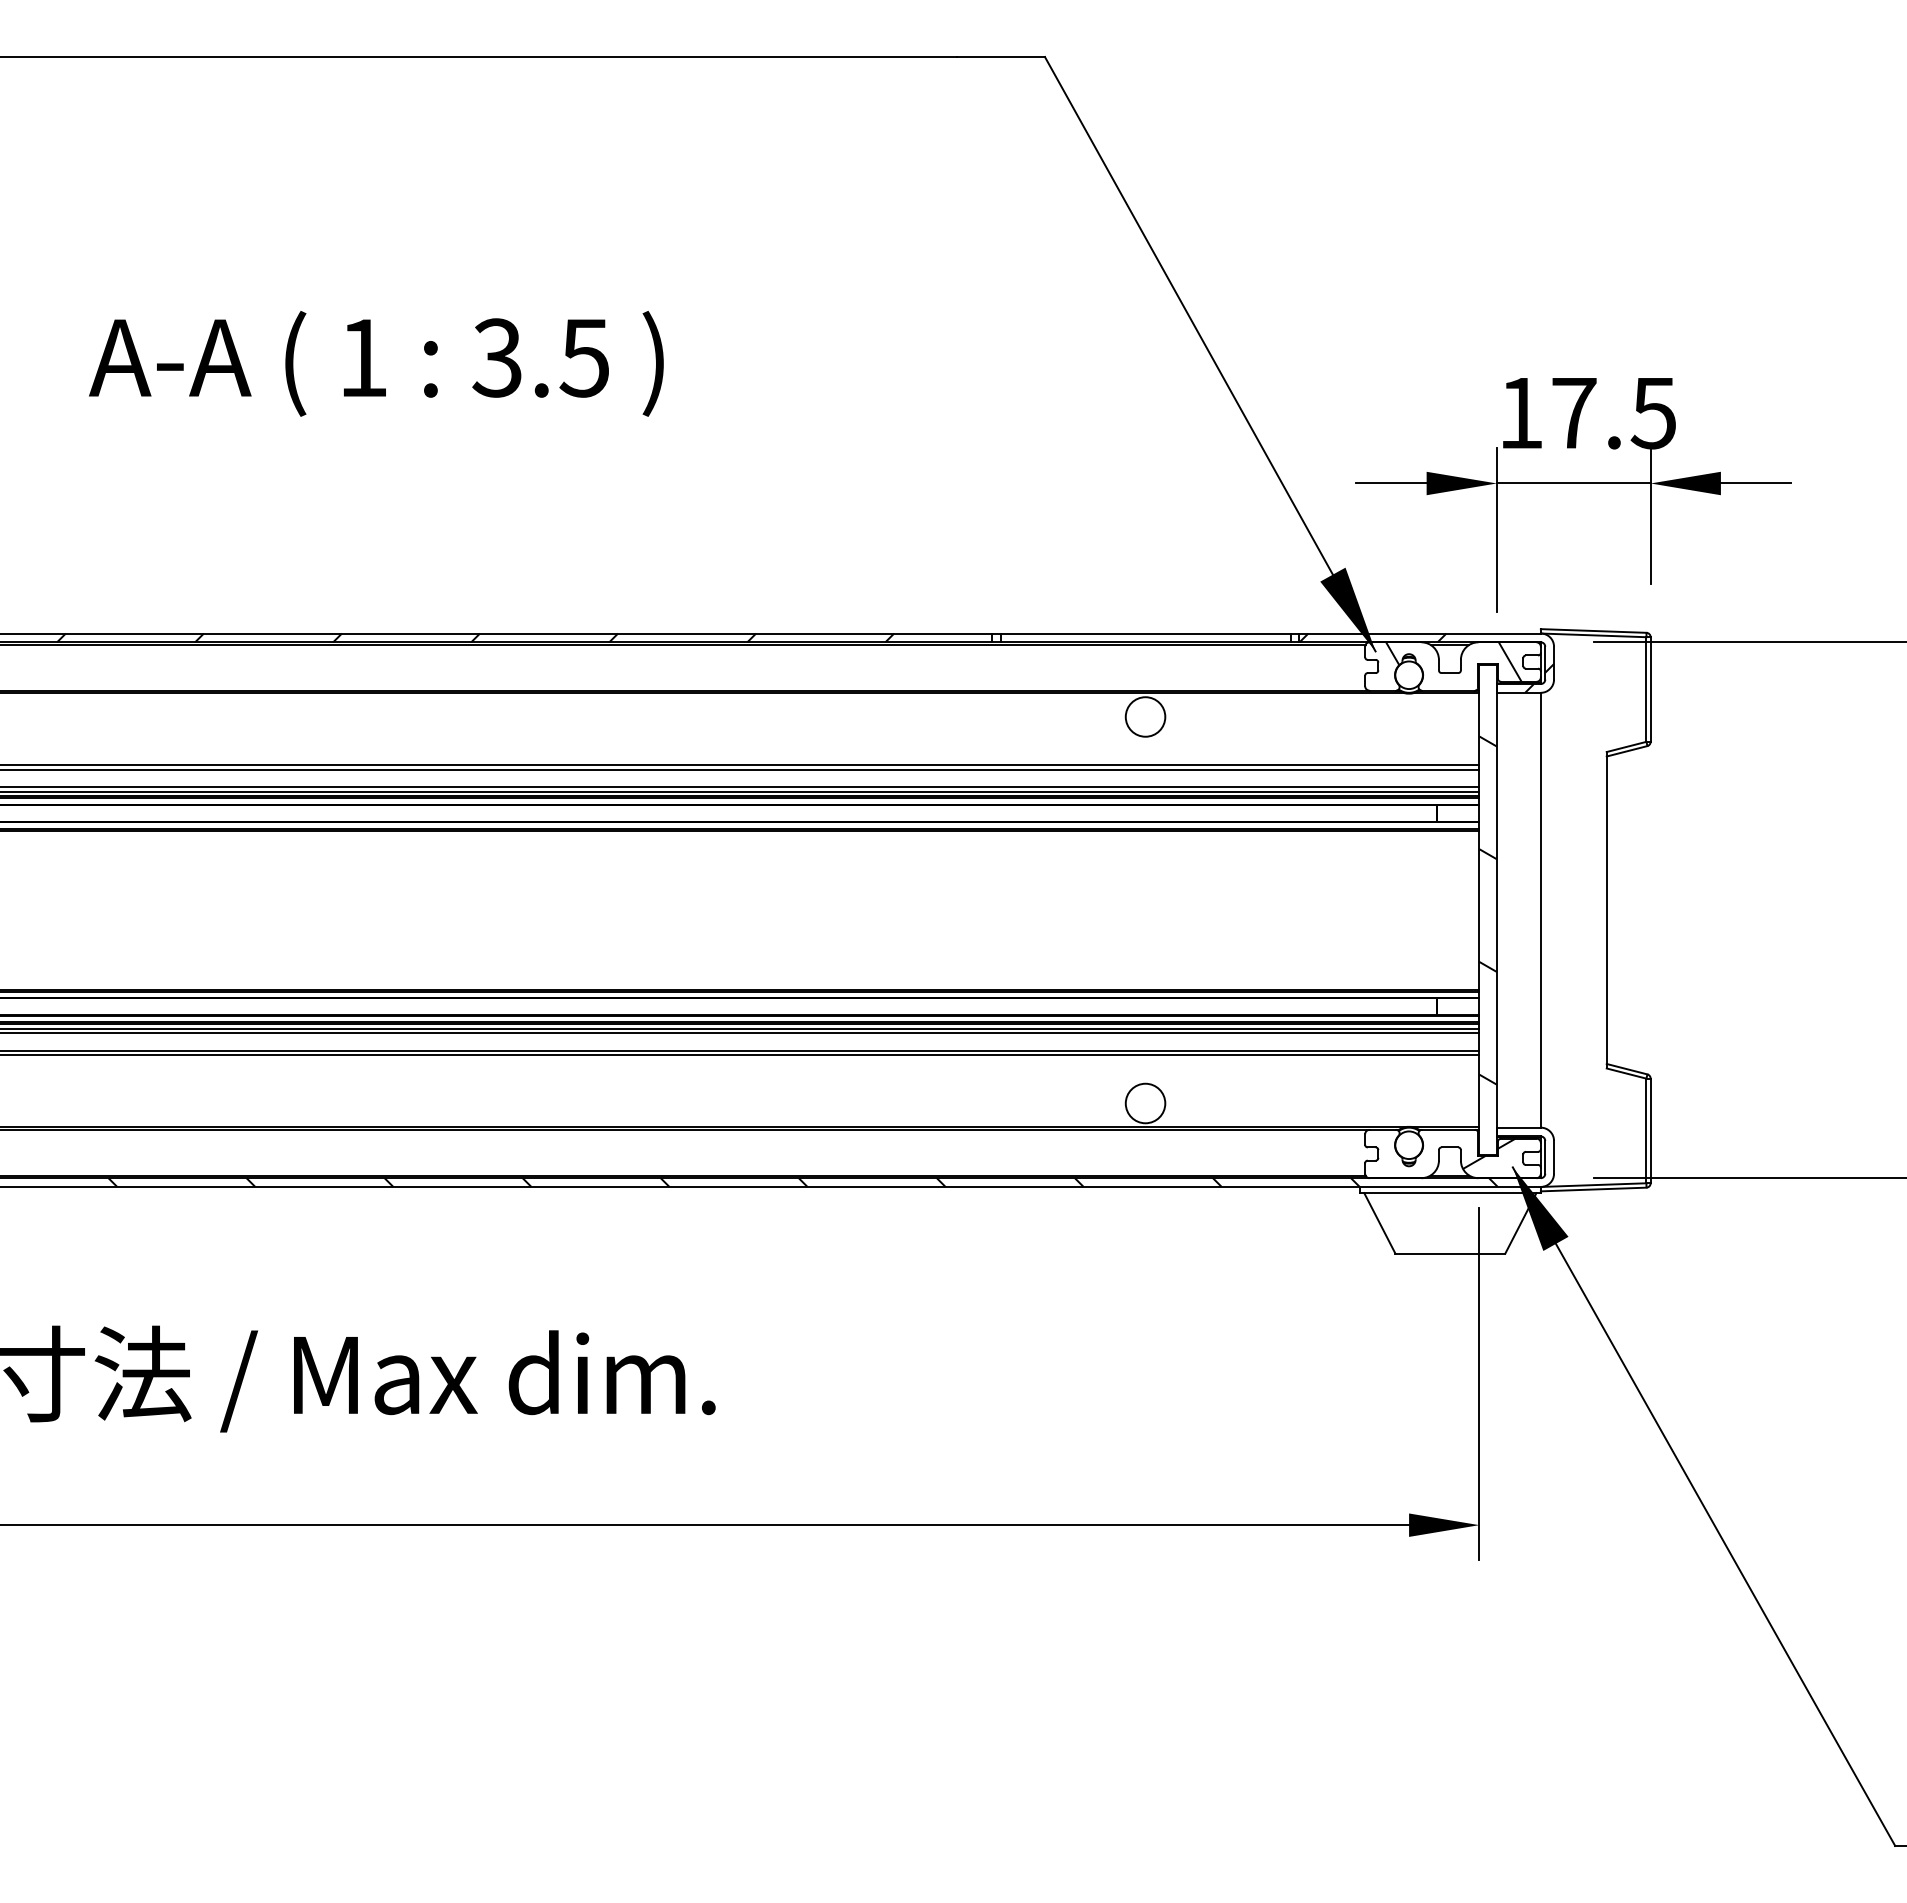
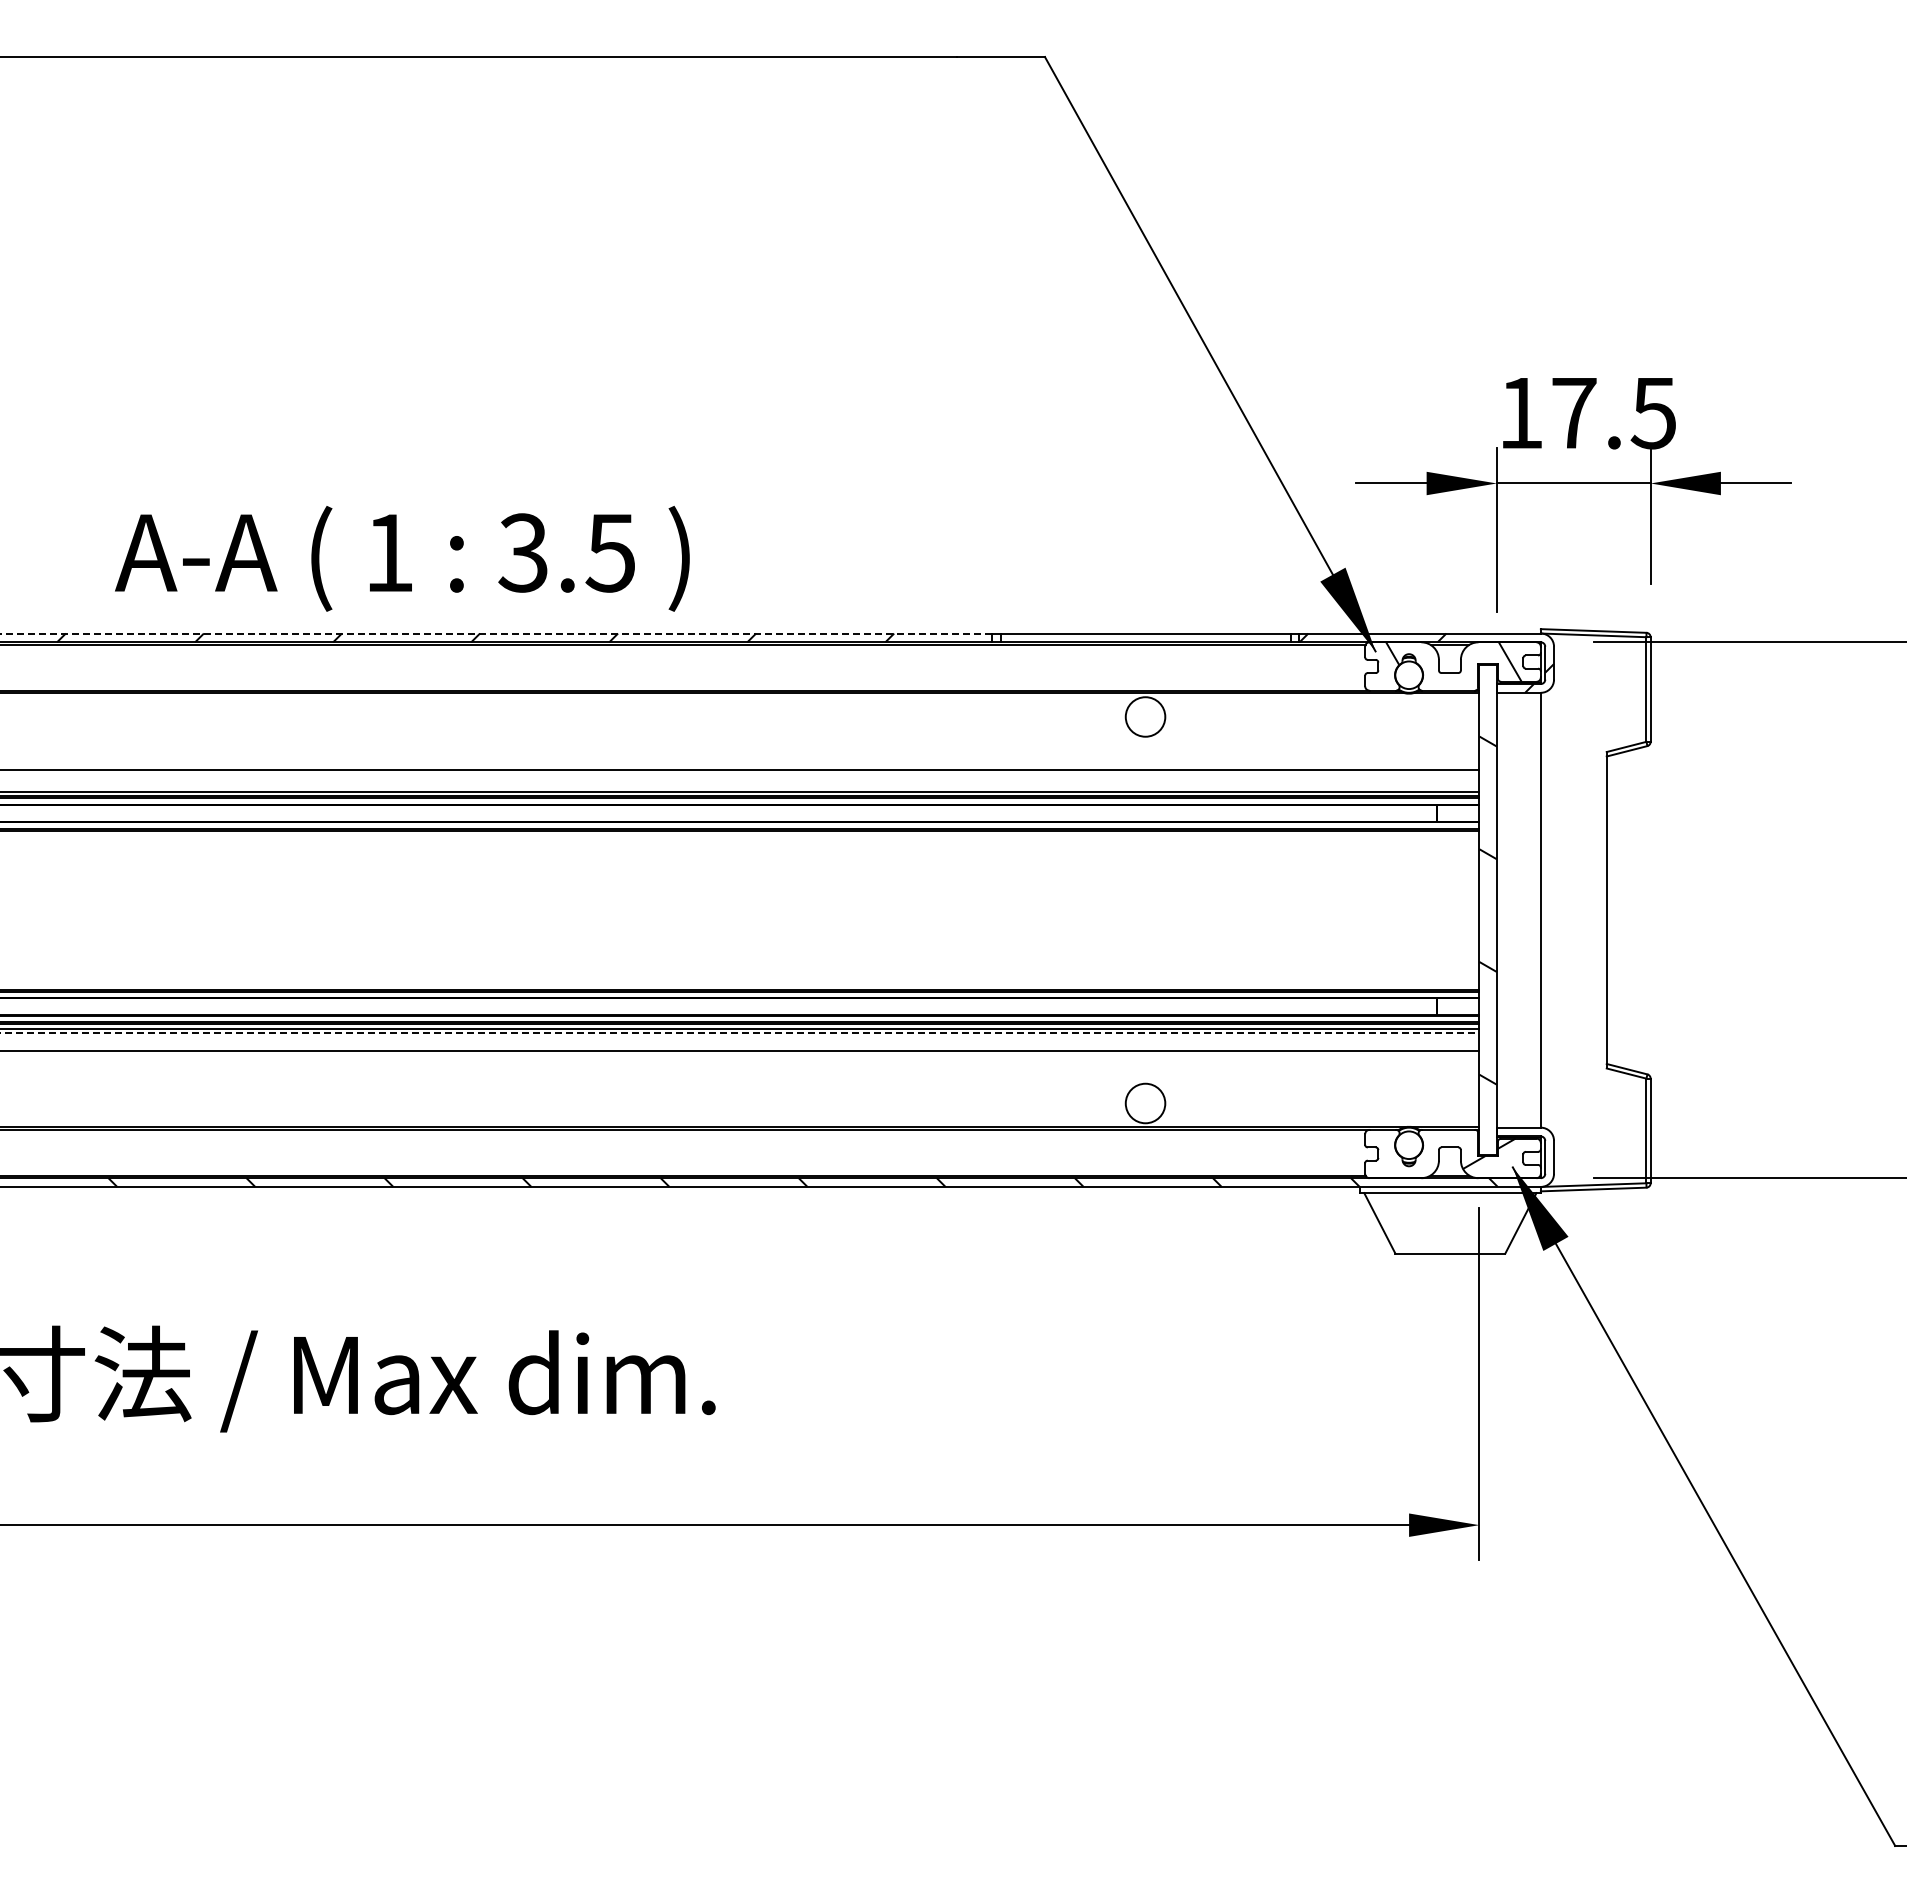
text position: (376, 363) -> (402, 558) (402, 558)
line: solid -> dashed (495, 633)
line: present -> none (740, 765)
line: present -> none (740, 787)
line: solid -> dashed (740, 1033)
line: present -> none (740, 1055)
